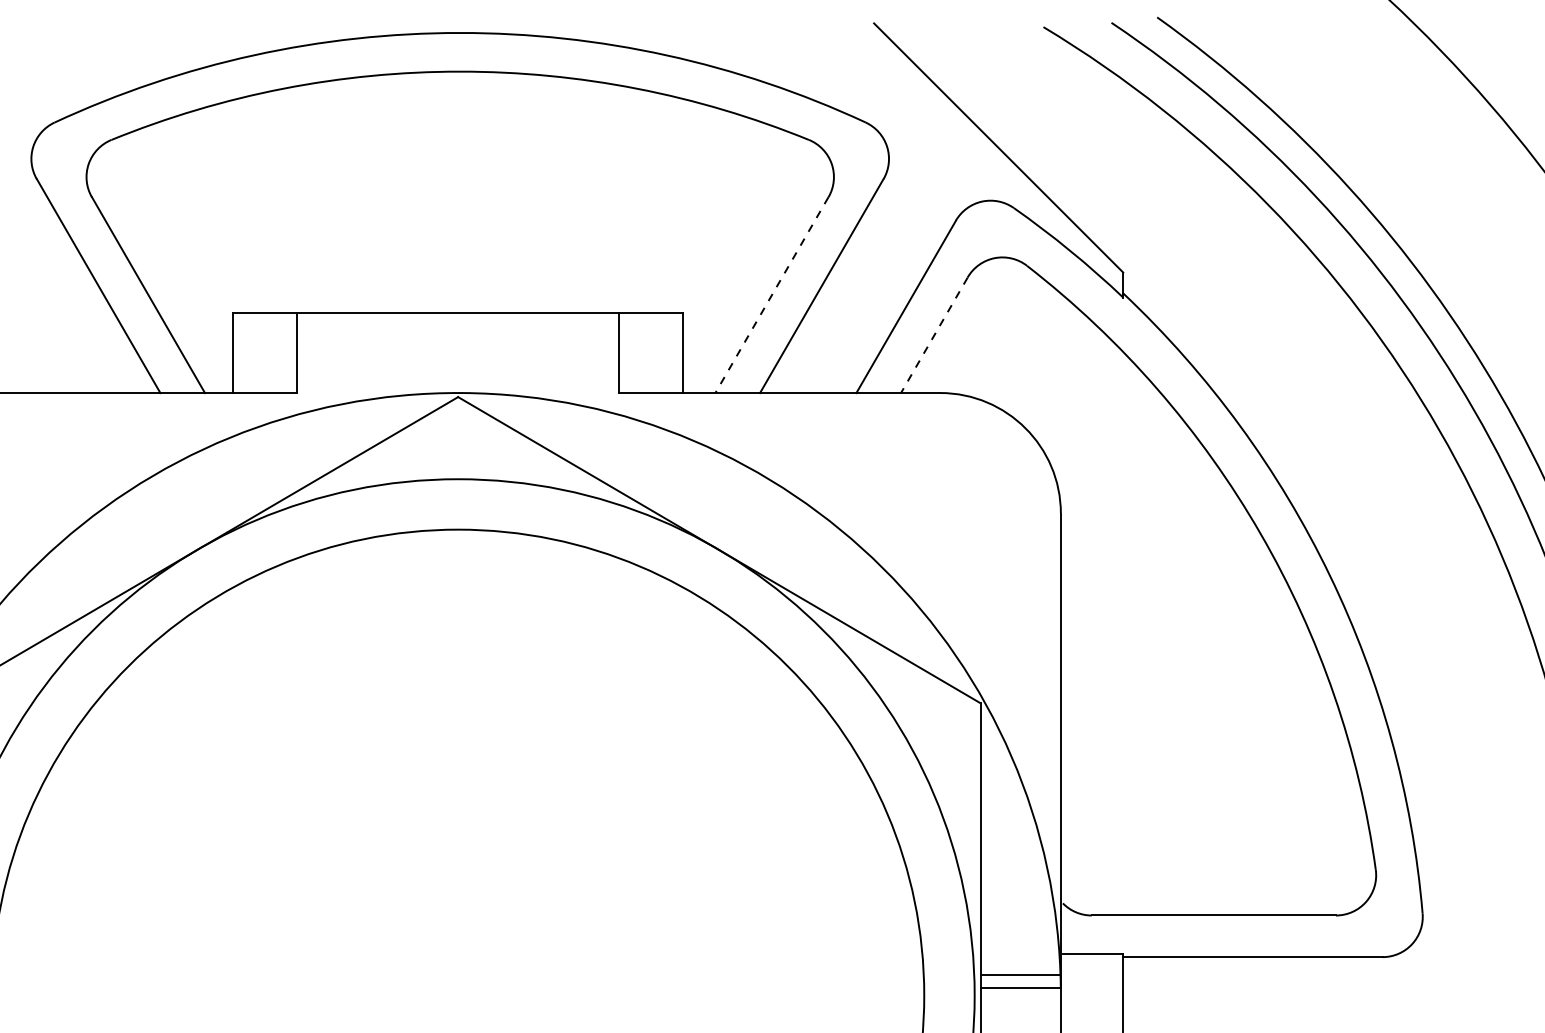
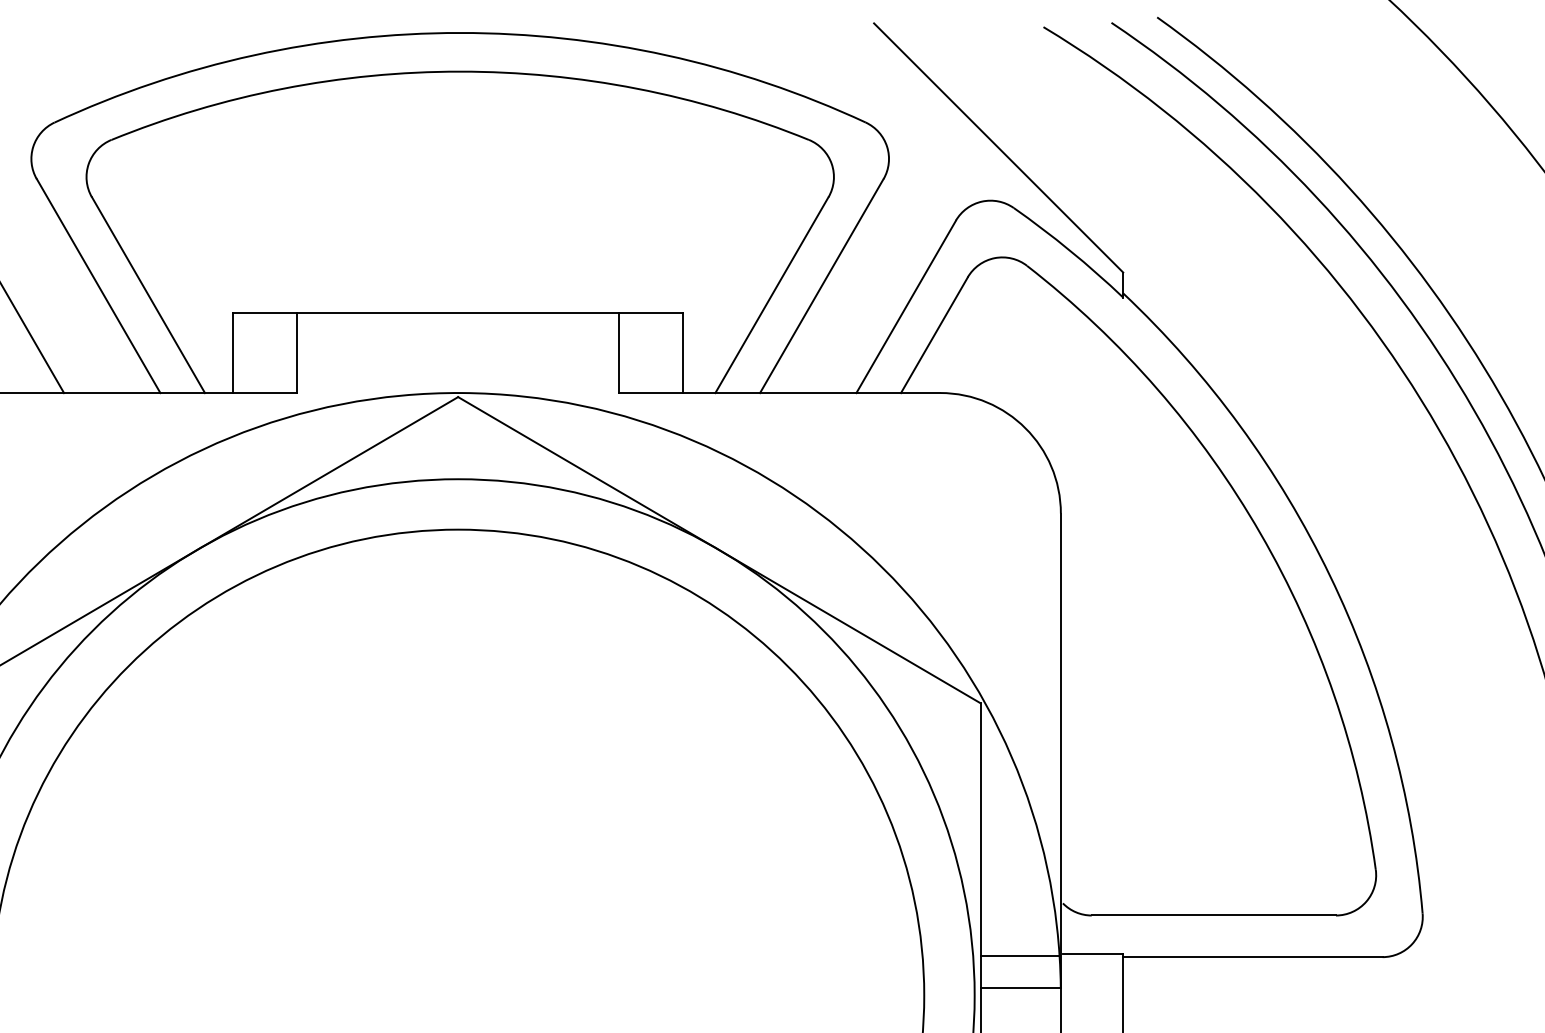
line: dashed -> solid (771, 295)
line: dashed -> solid (934, 335)
line: none -> present (33, 339)
line position: (1019, 974) -> (1019, 955) (1019, 955)
